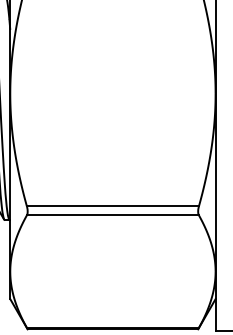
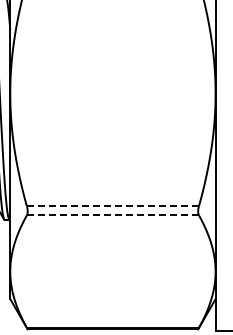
line: solid -> dashed (112, 206)
line: solid -> dashed (112, 215)
